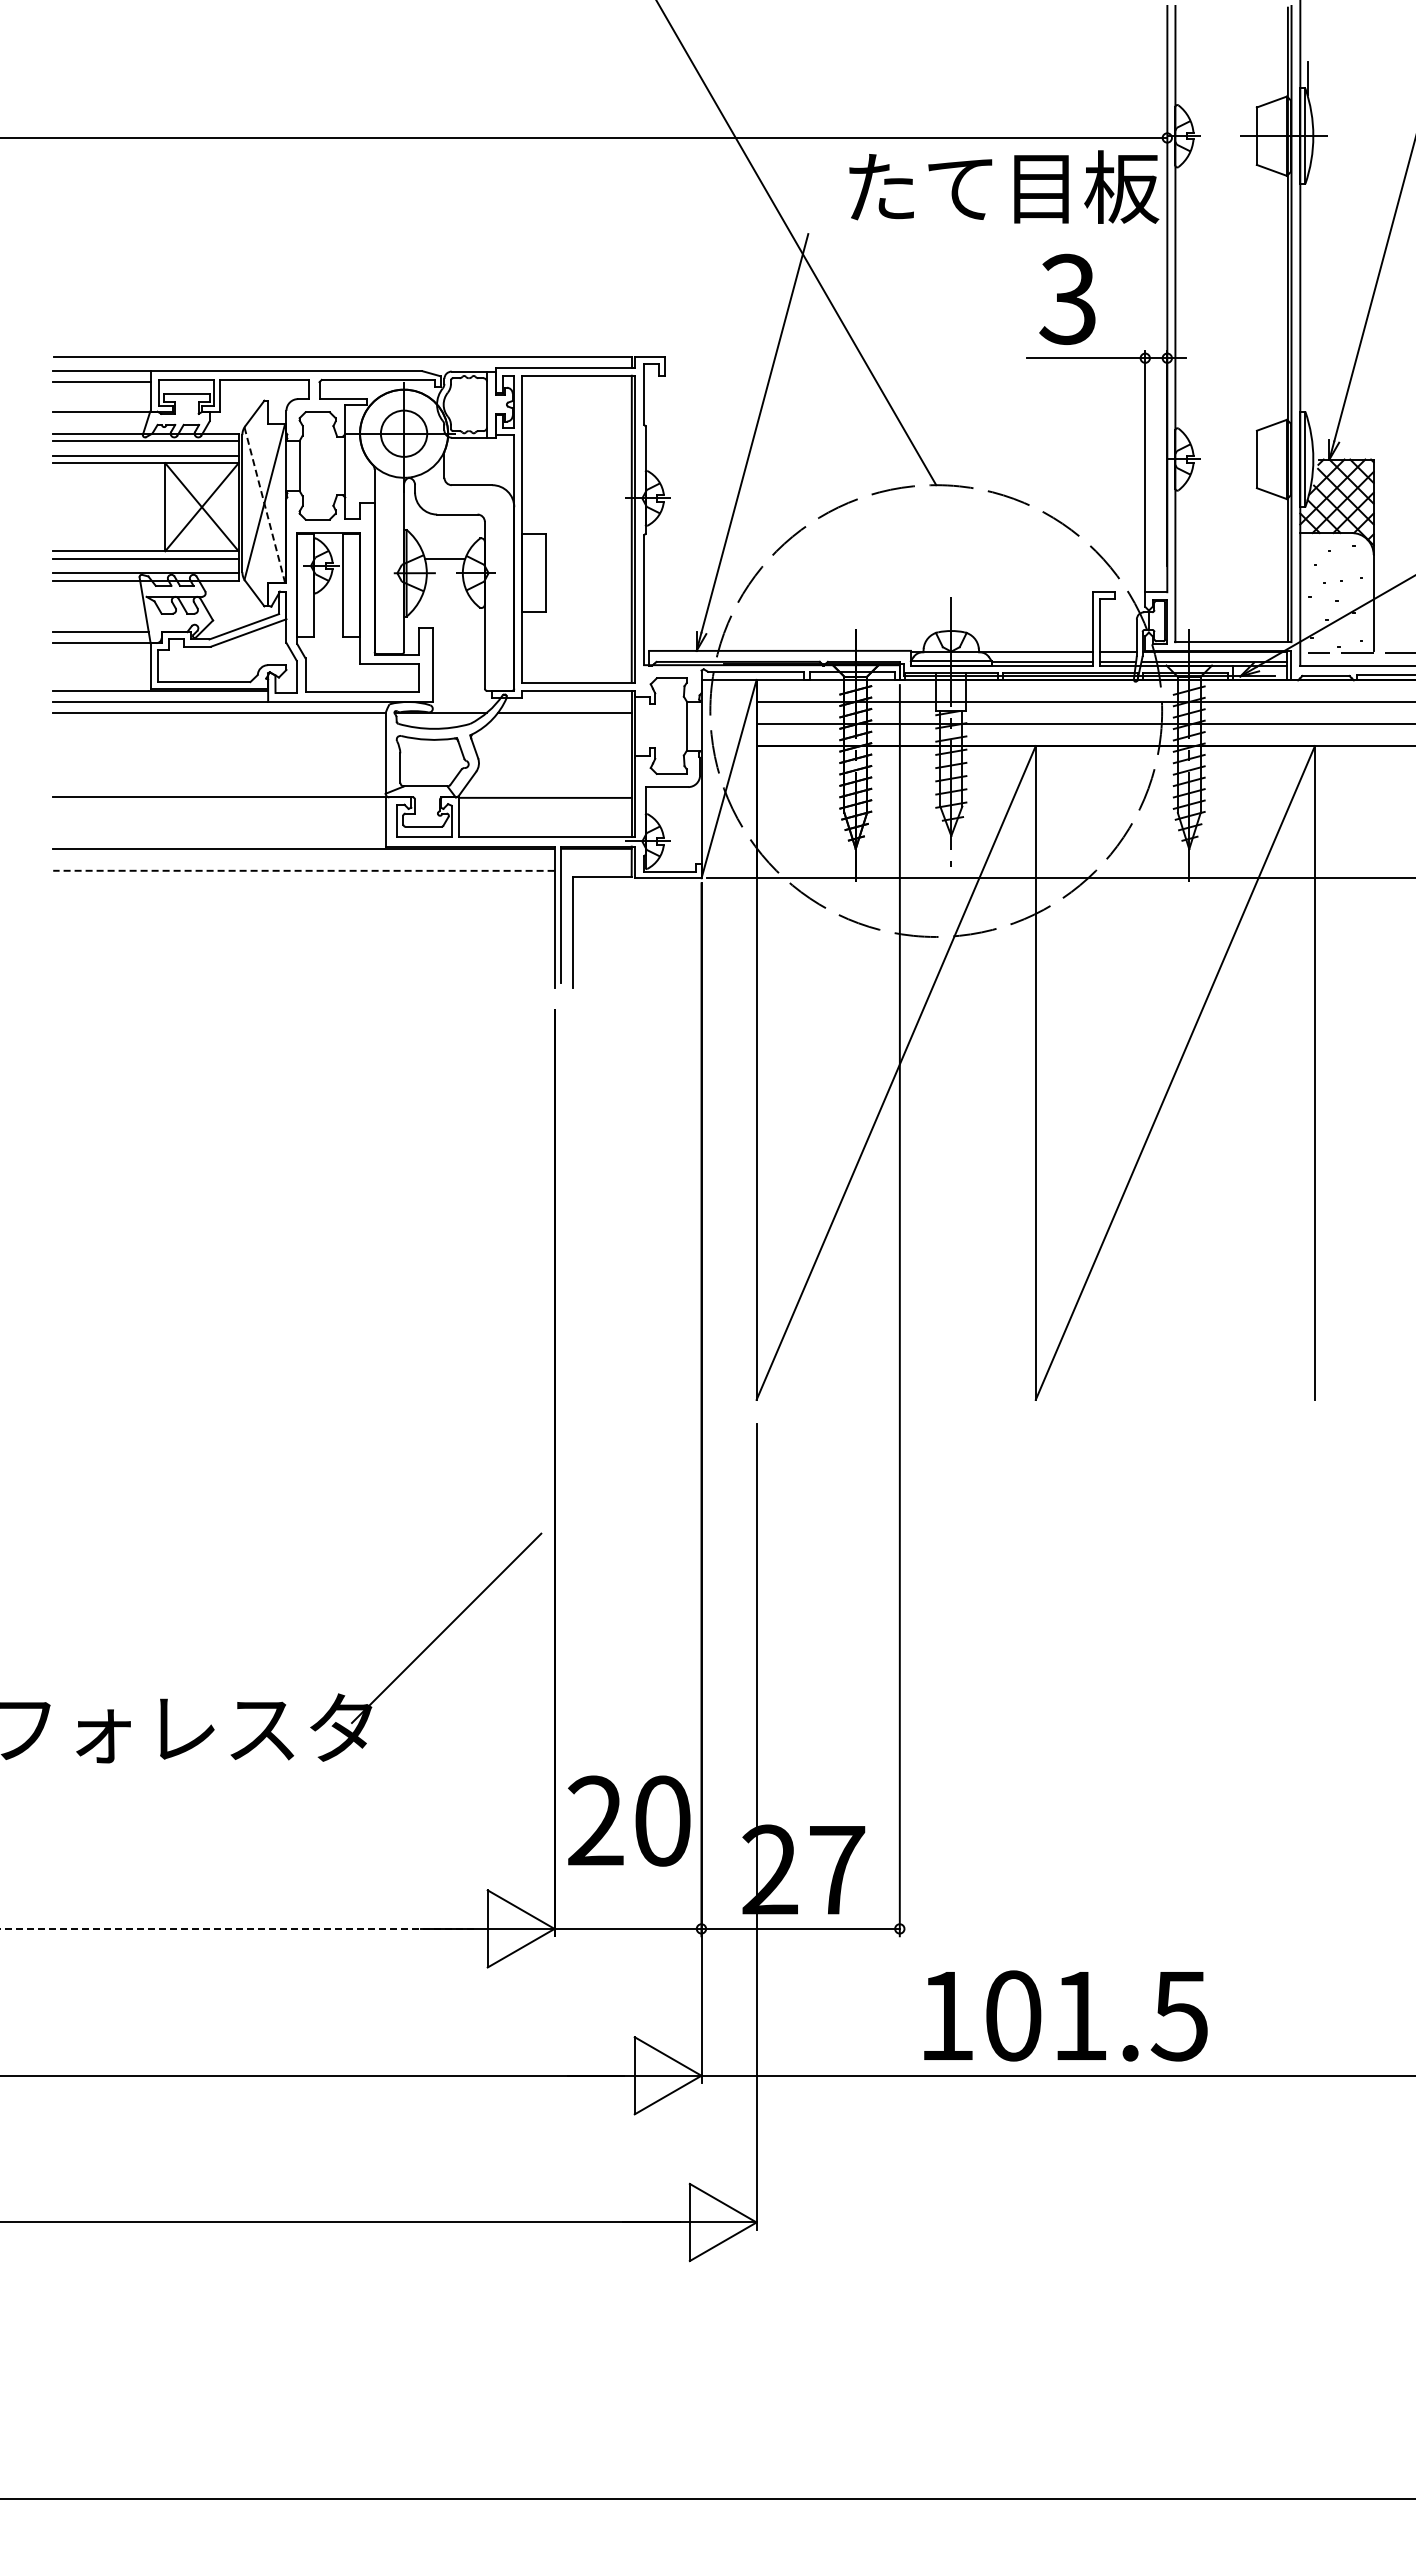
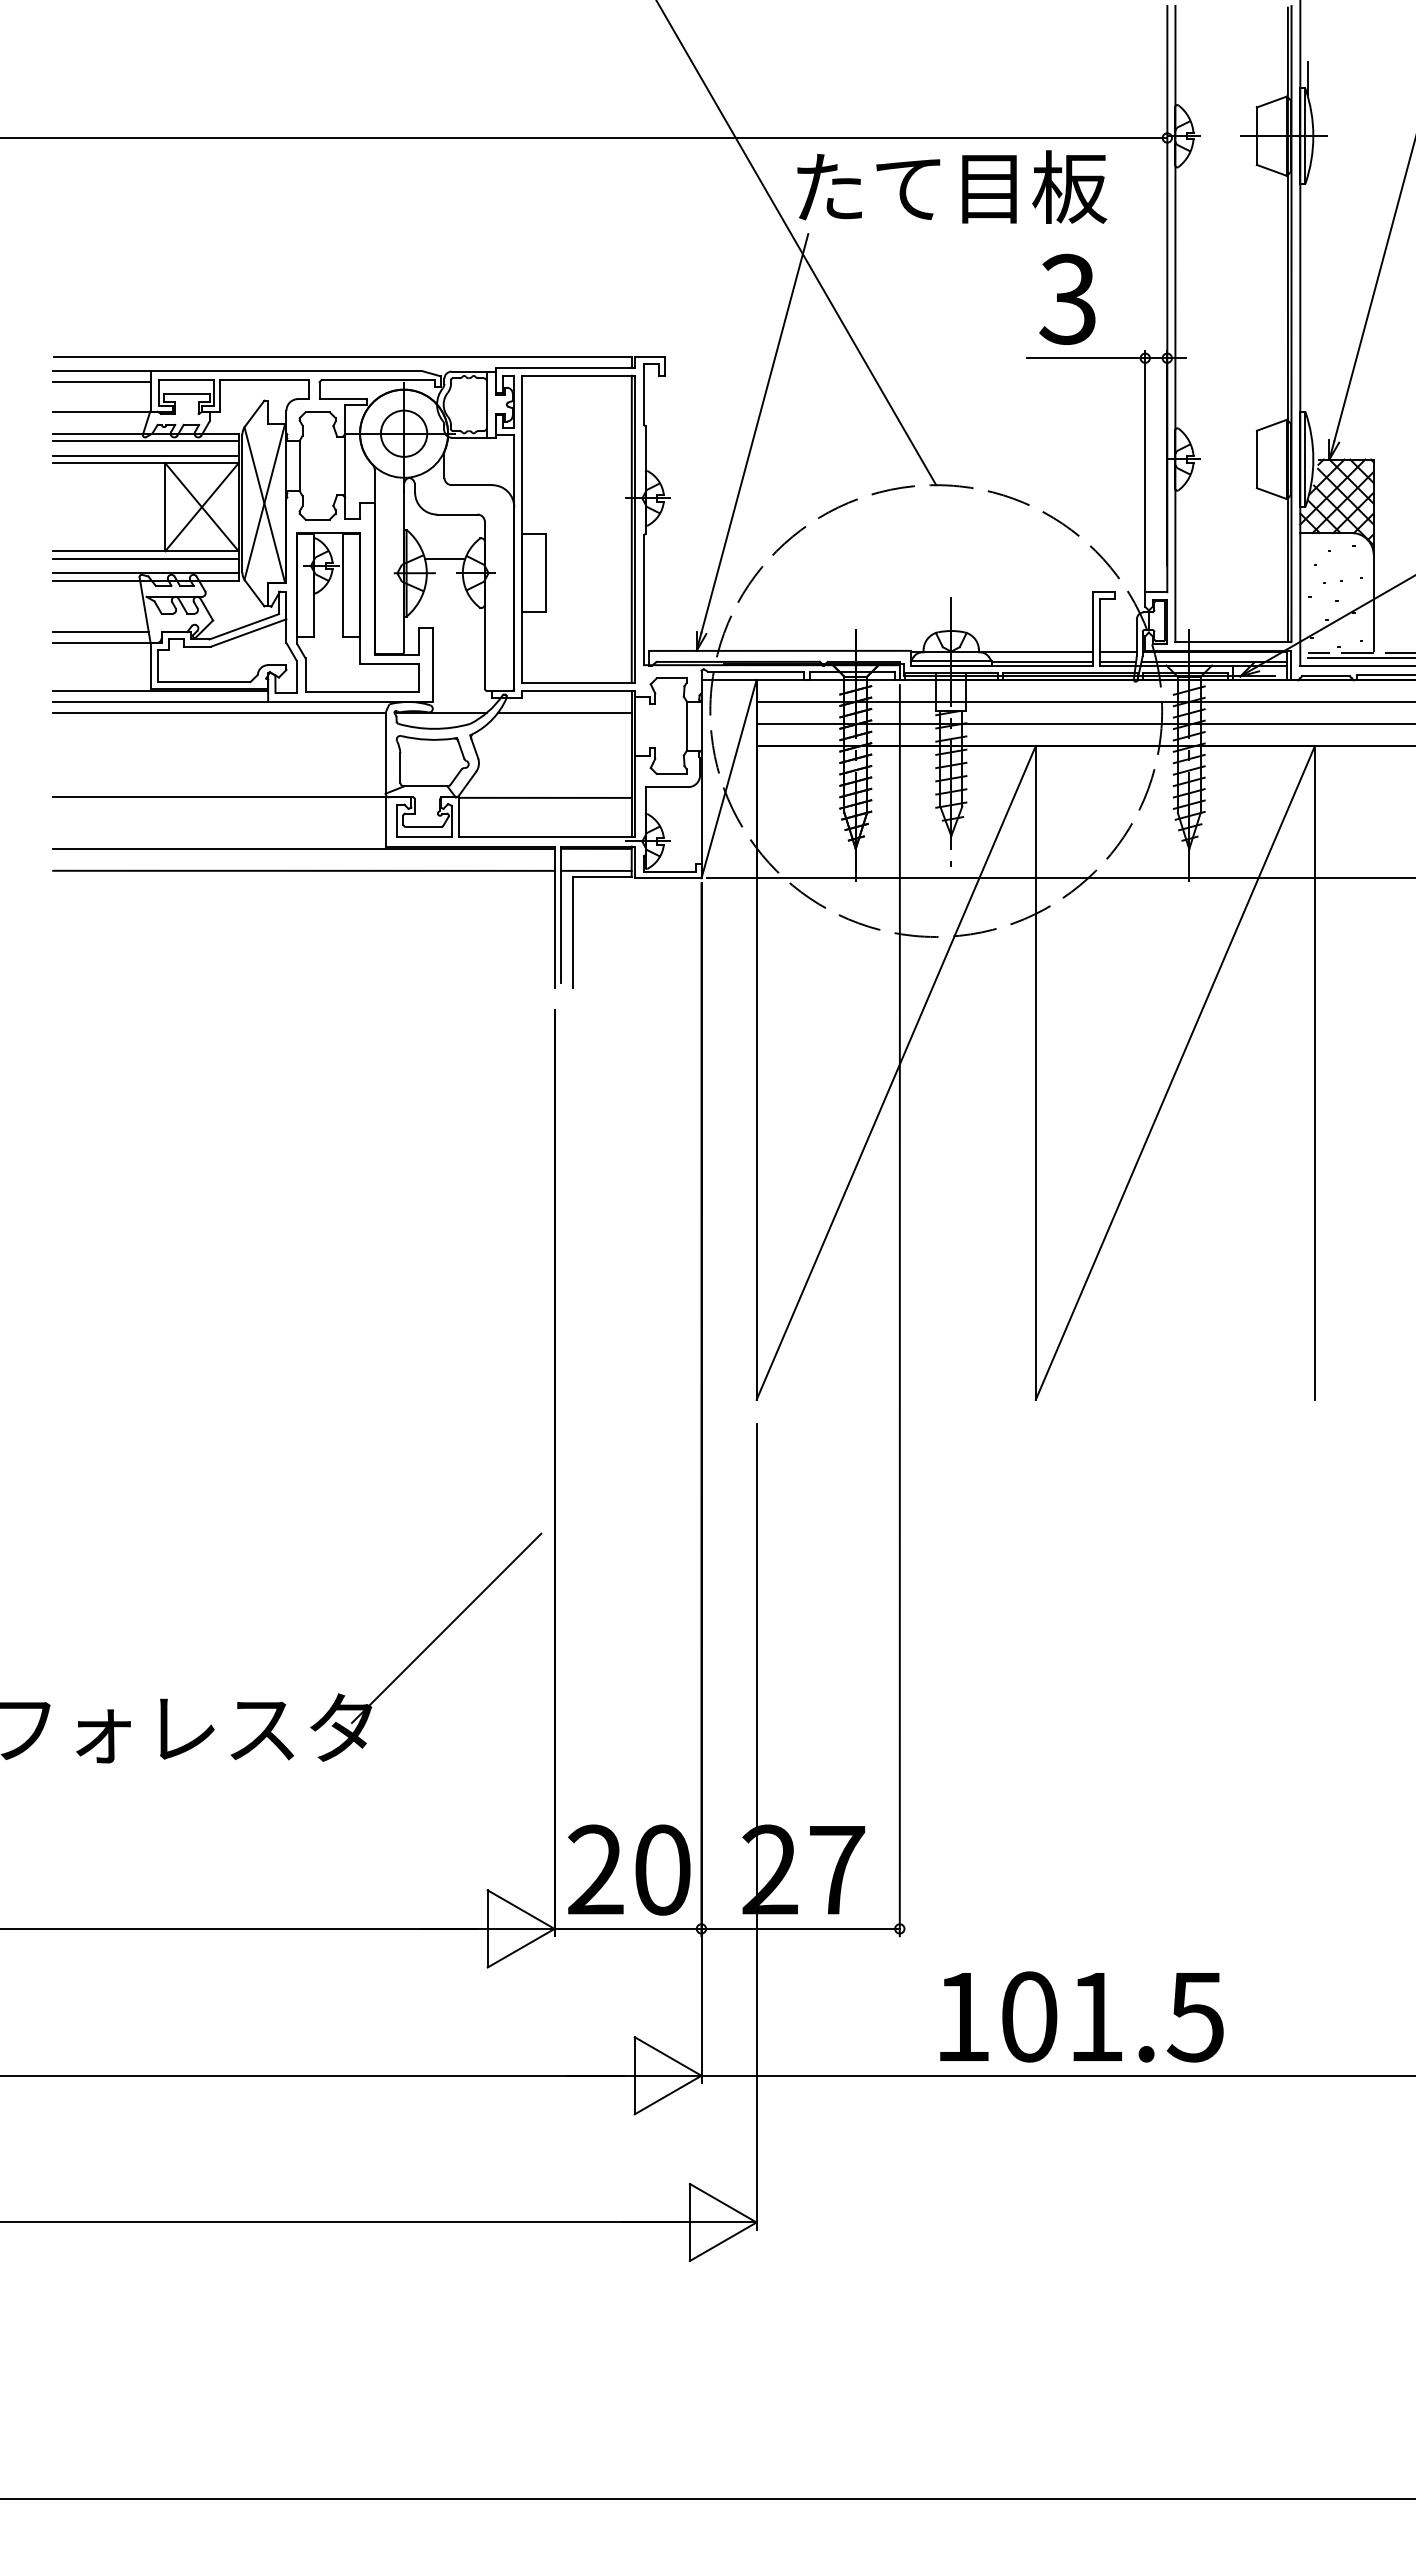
text position: (1004, 186) -> (952, 186) (952, 186)
line: dashed -> solid (264, 505)
line: none -> present (1359, 658)
line: dashed -> solid (303, 870)
line: none -> present (596, 870)
text position: (629, 1820) -> (629, 1869) (629, 1869)
line: dashed -> solid (239, 1928)
text position: (1065, 2015) -> (1081, 2016) (1081, 2016)
